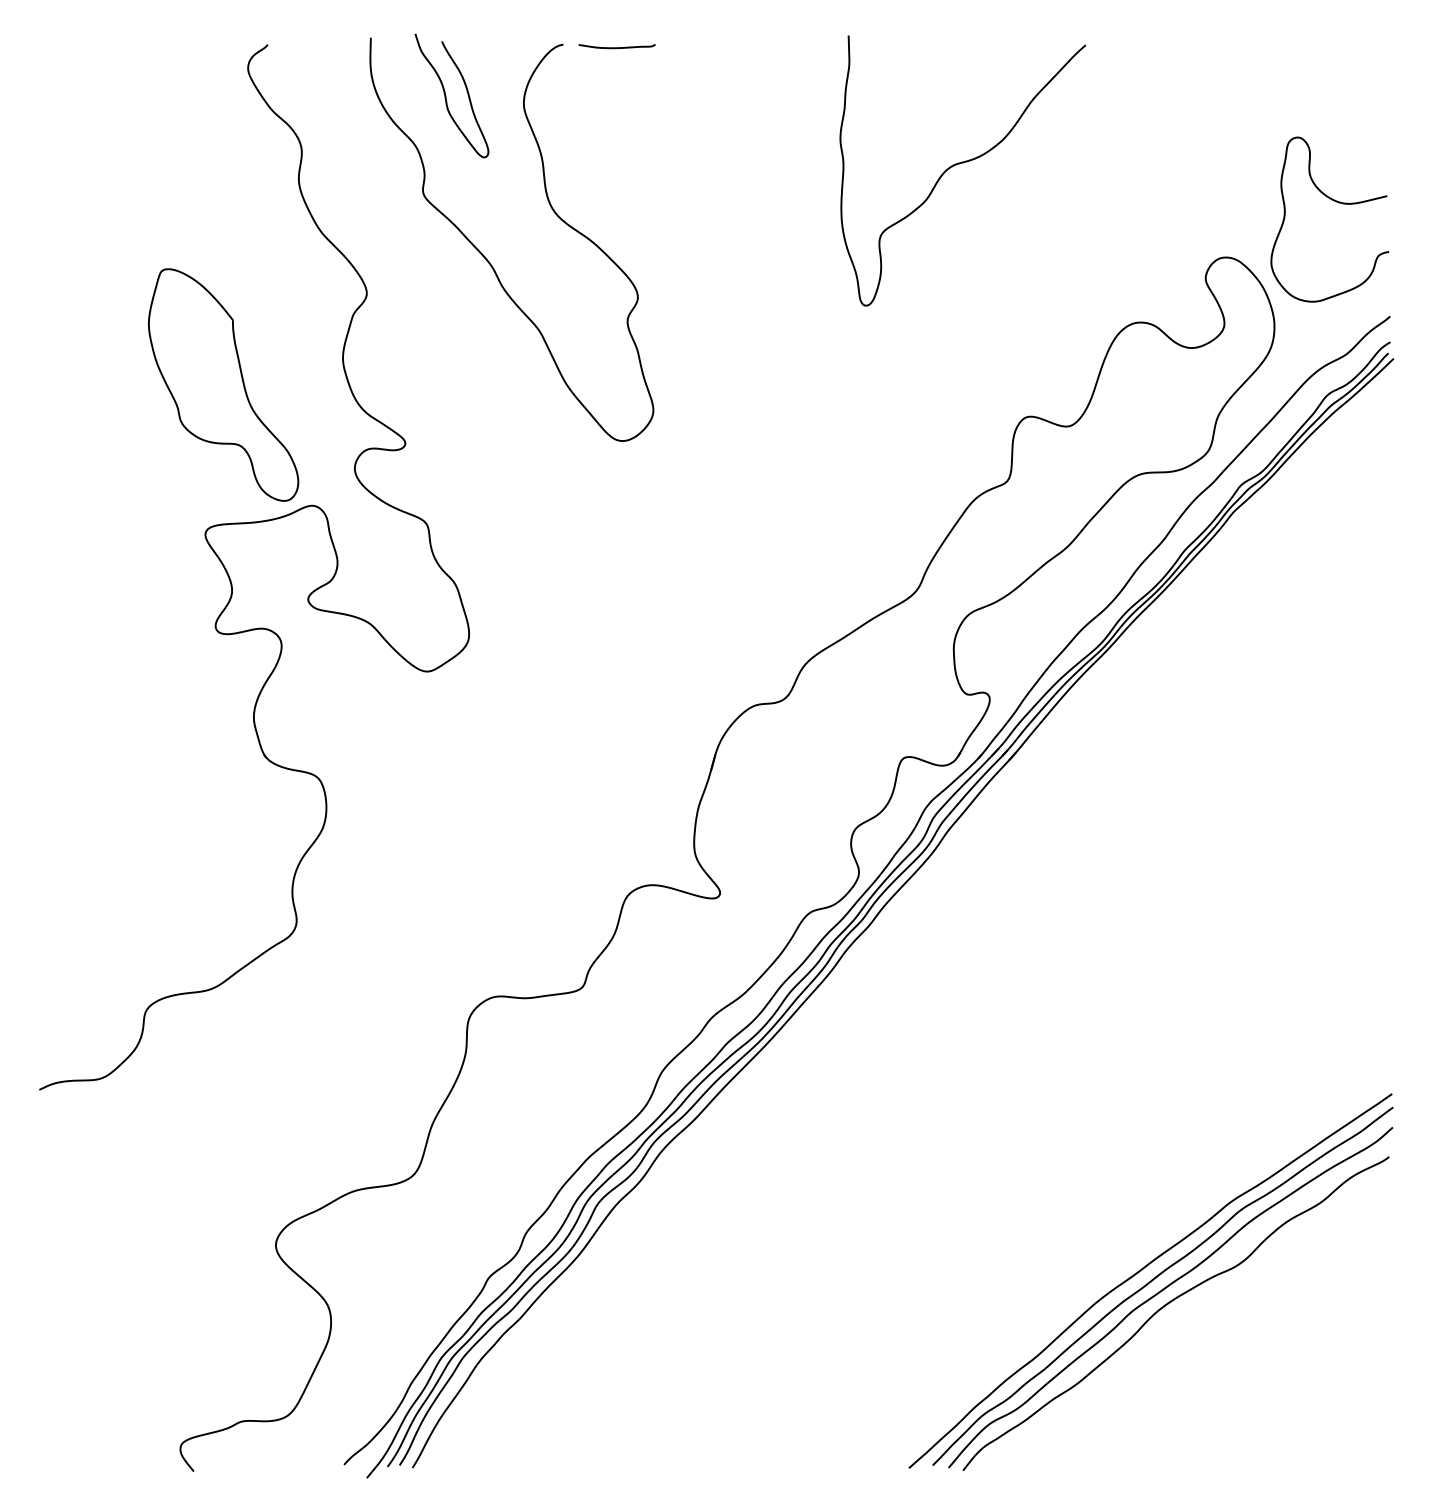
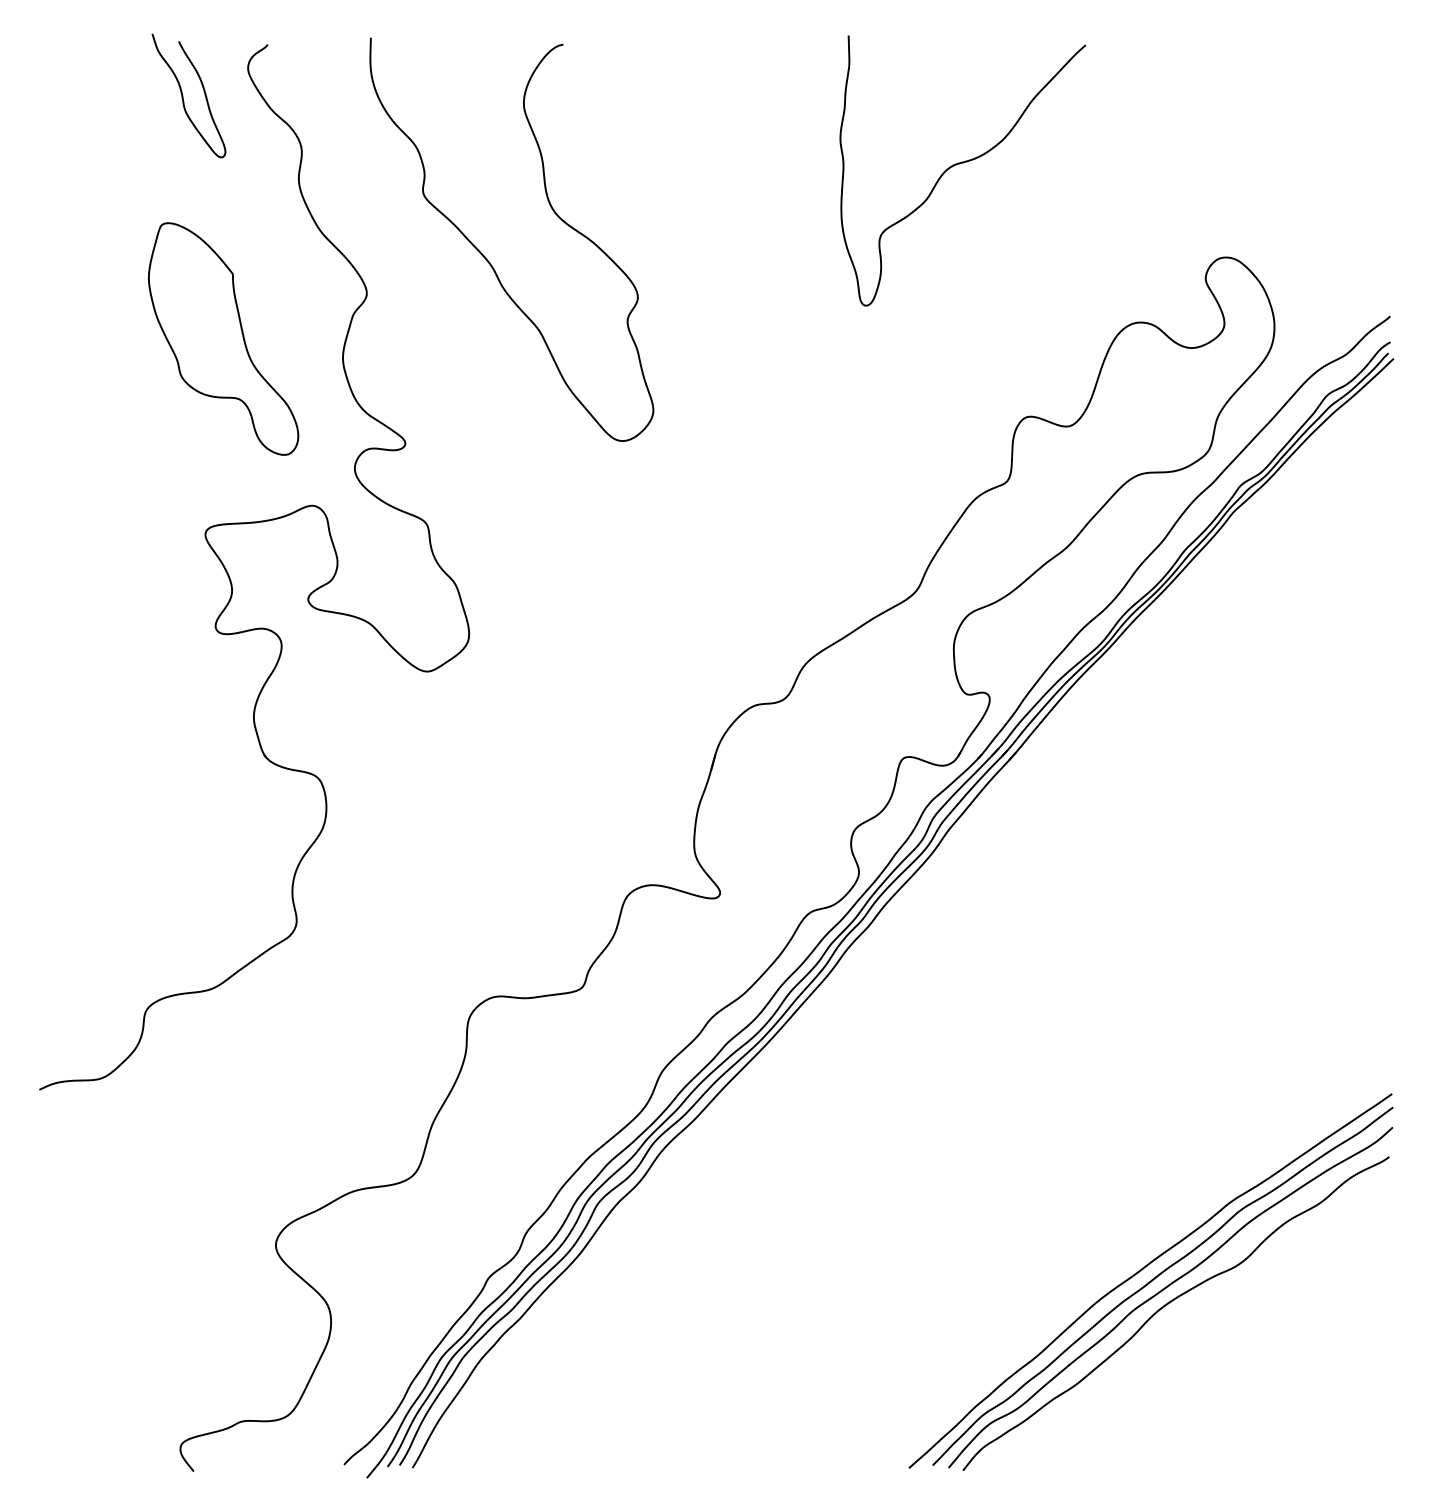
curve: present -> none (616, 47)
curve position: (446, 95) -> (183, 95) (183, 95)
curve: present -> none (1336, 202)
part position: (223, 384) -> (223, 338) (223, 338)
